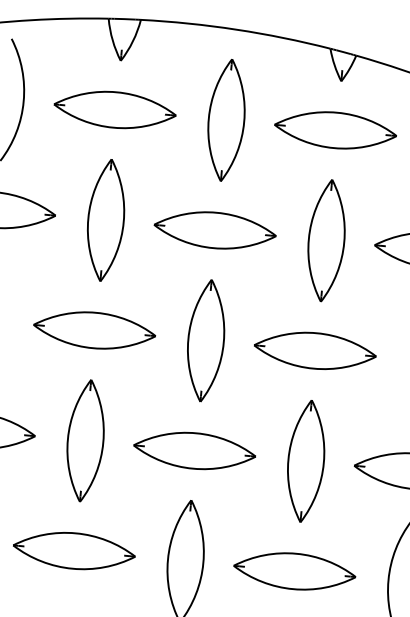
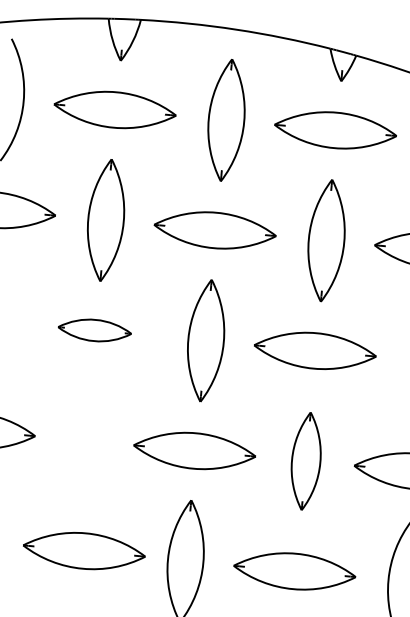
part size: 124x39 px -> 75x25 px (94, 330)
part: present -> none (85, 440)
part size: 39x123 px -> 32x99 px (305, 461)
part position: (74, 551) -> (84, 551) (84, 551)
